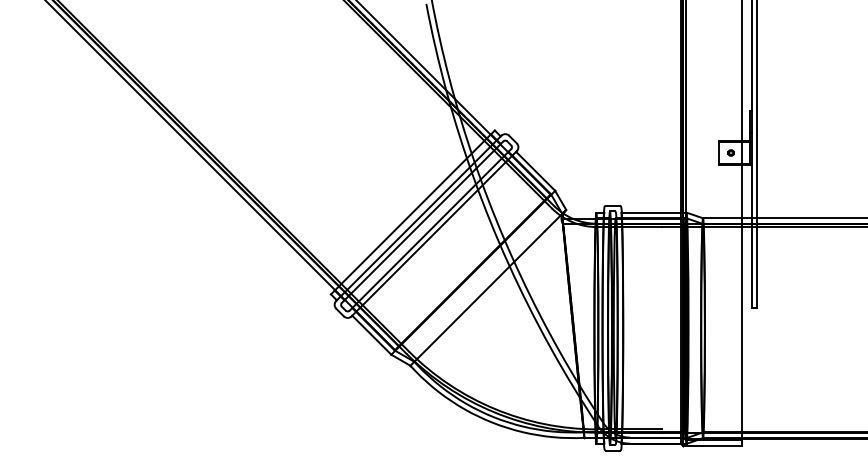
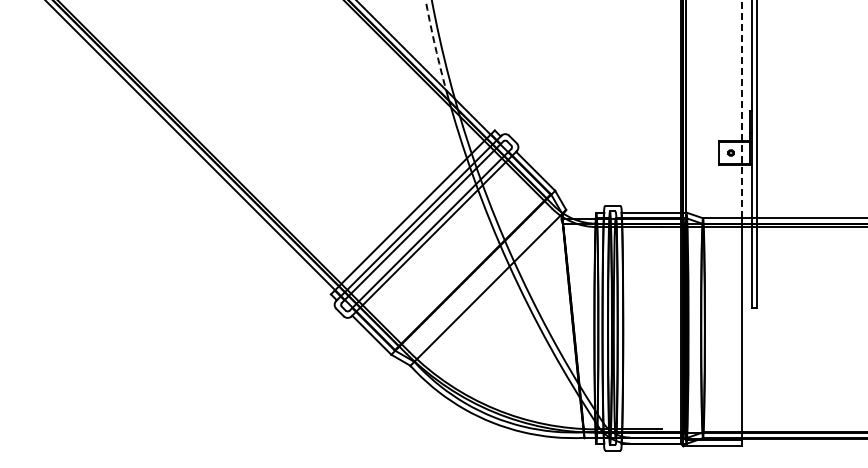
arc: solid -> dashed (435, 47)
line: solid -> dashed (742, 109)
